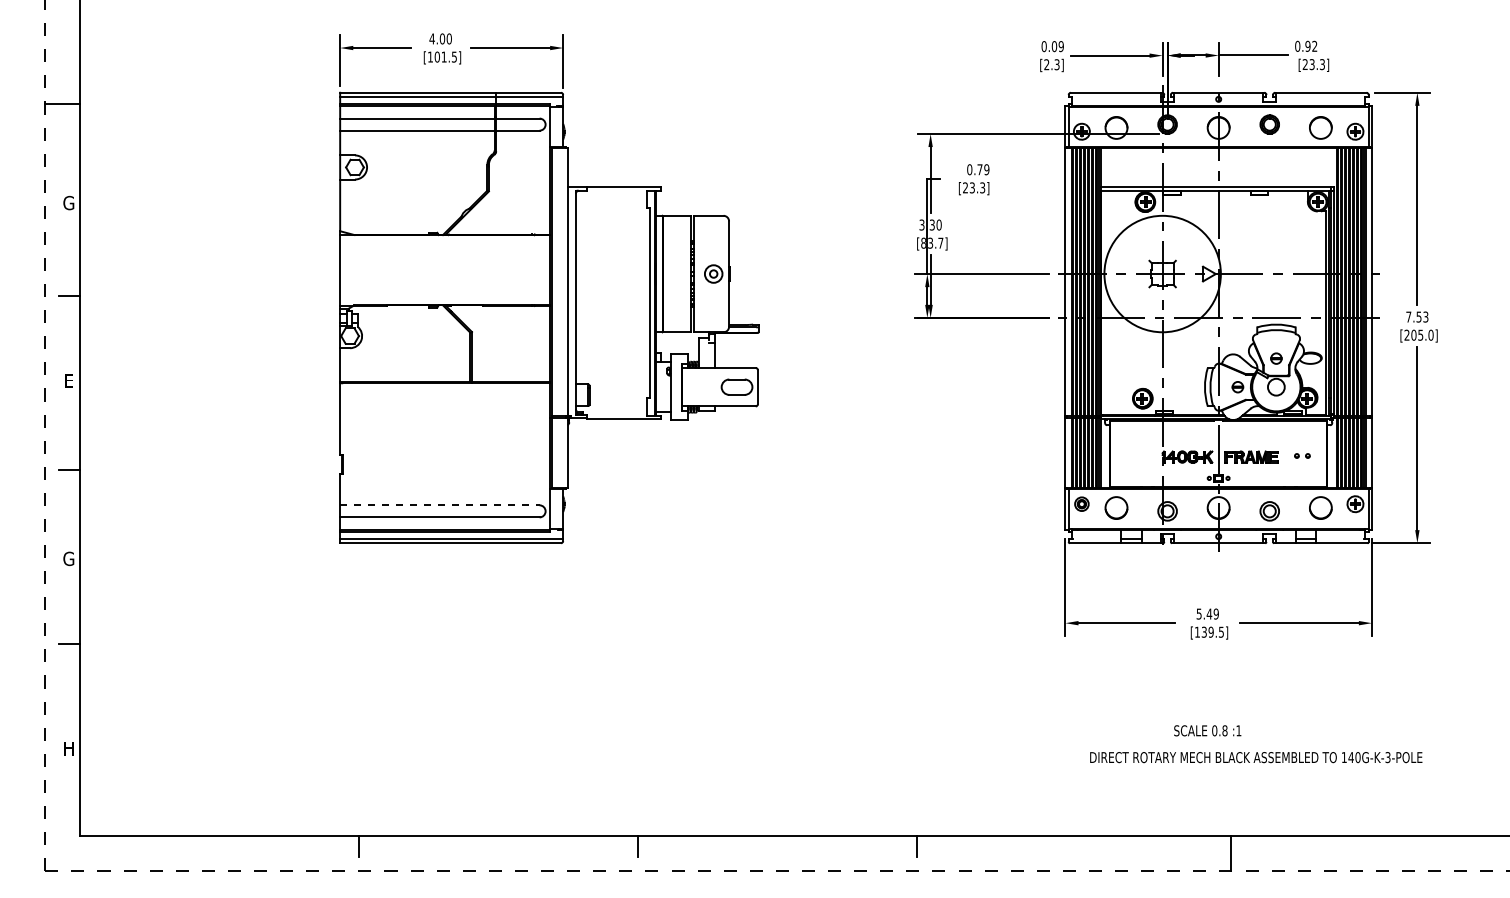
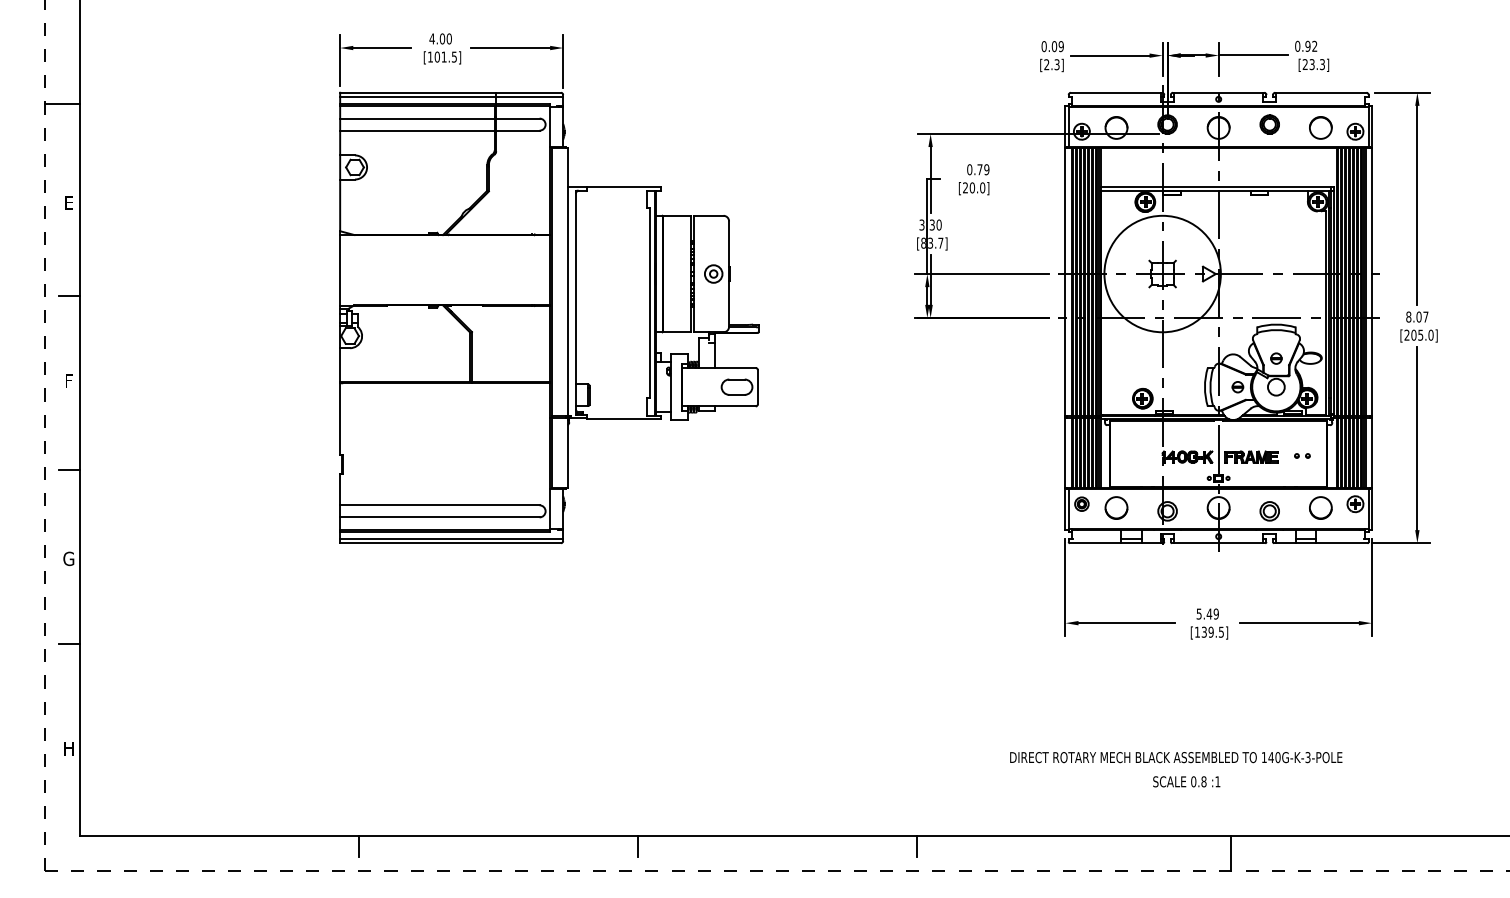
text: [23.3] -> [20.0] (977, 187)
text: G -> E (68, 202)
text: 7.53 -> 8.07 (1417, 316)
text: E -> F (68, 380)
line: dashed -> solid (439, 505)
text position: (1207, 730) -> (1186, 781) (1186, 781)
text position: (1256, 757) -> (1176, 757) (1176, 757)
